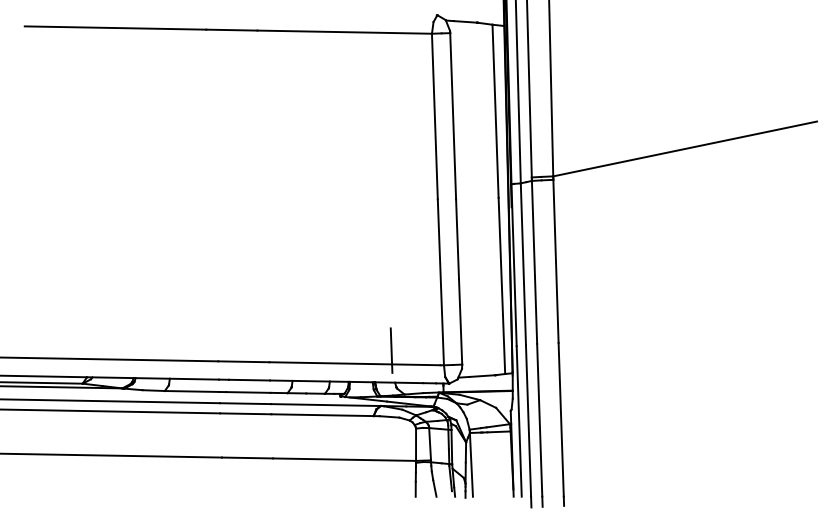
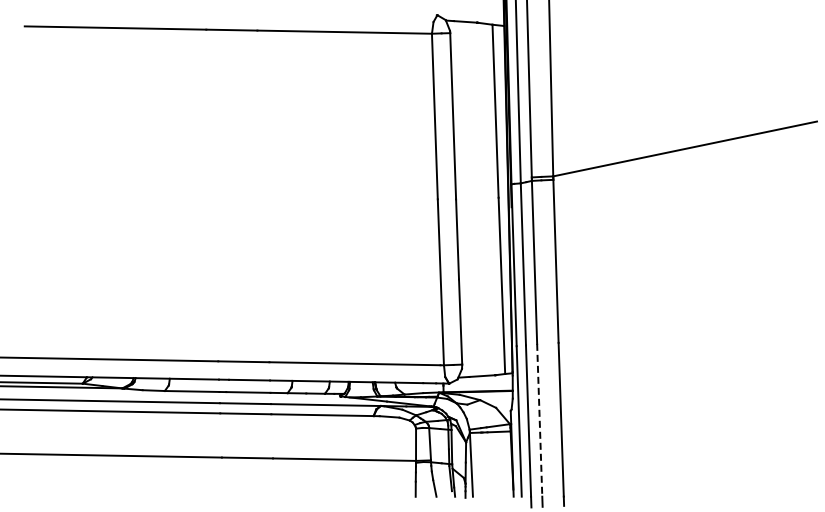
line: present -> none (391, 350)
line: solid -> dashed (539, 420)
